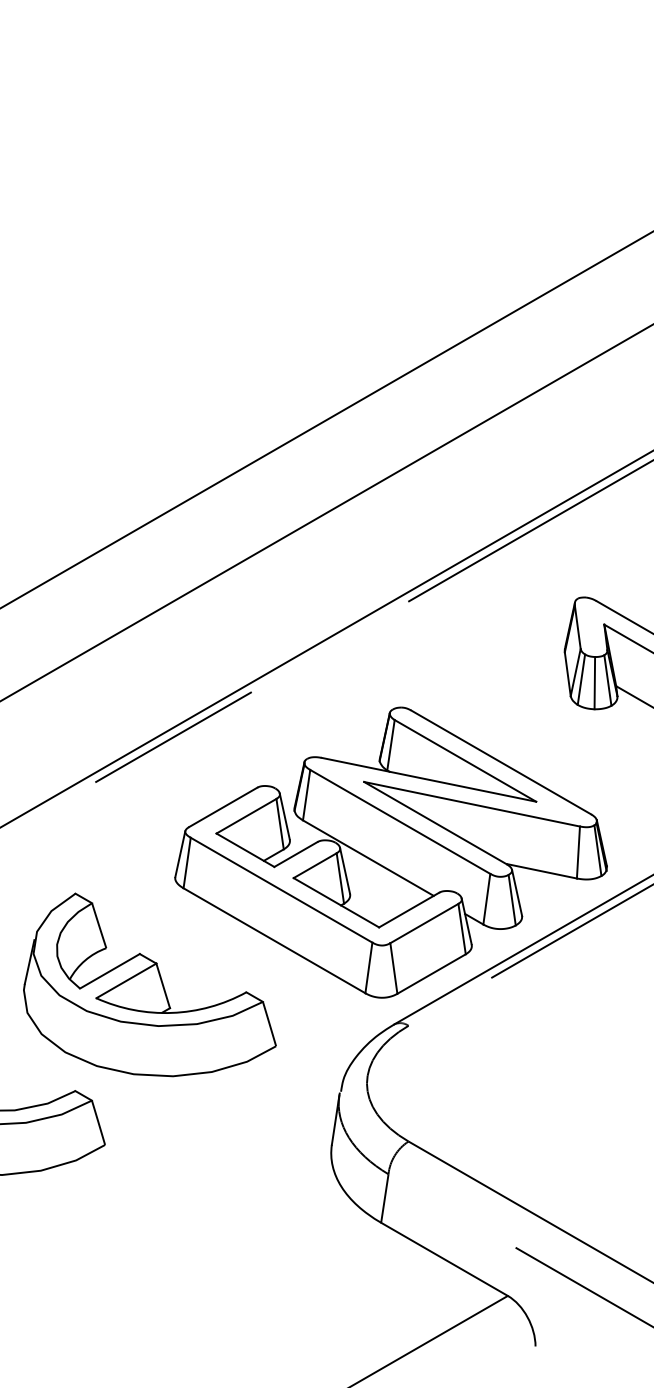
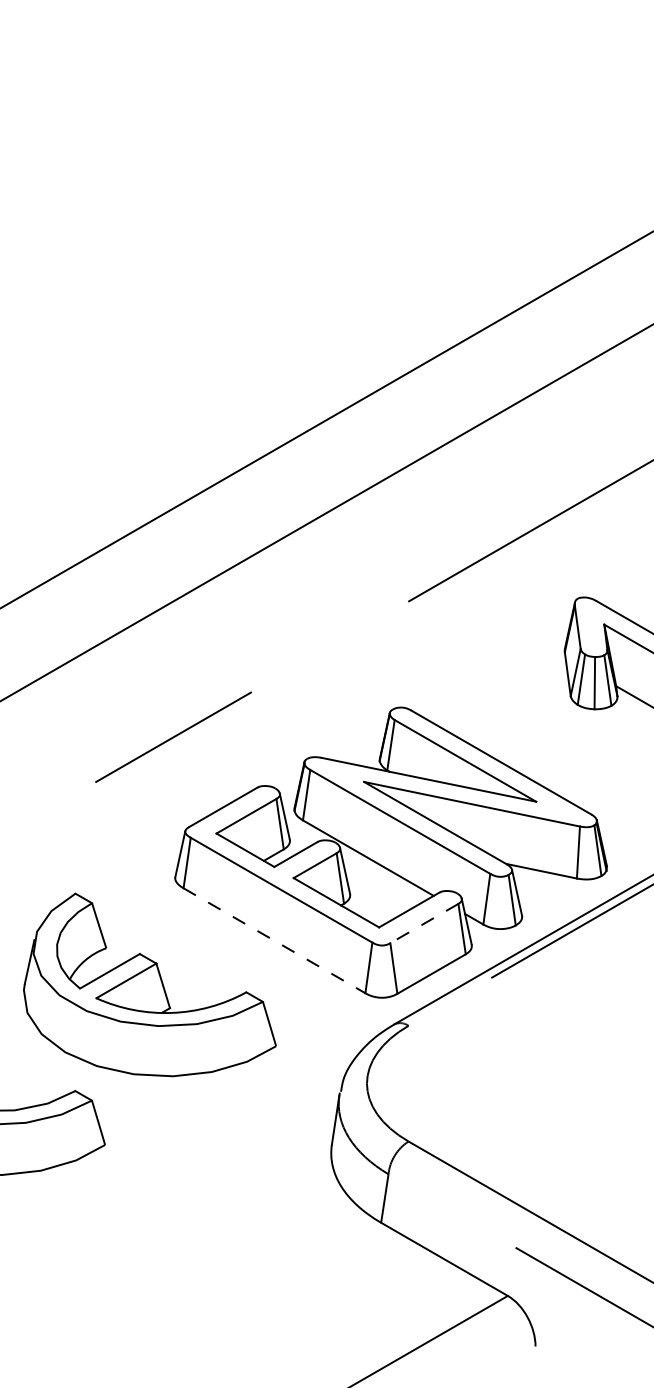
line: present -> none (326, 639)
line: solid -> dashed (423, 923)
line: solid -> dashed (274, 940)
